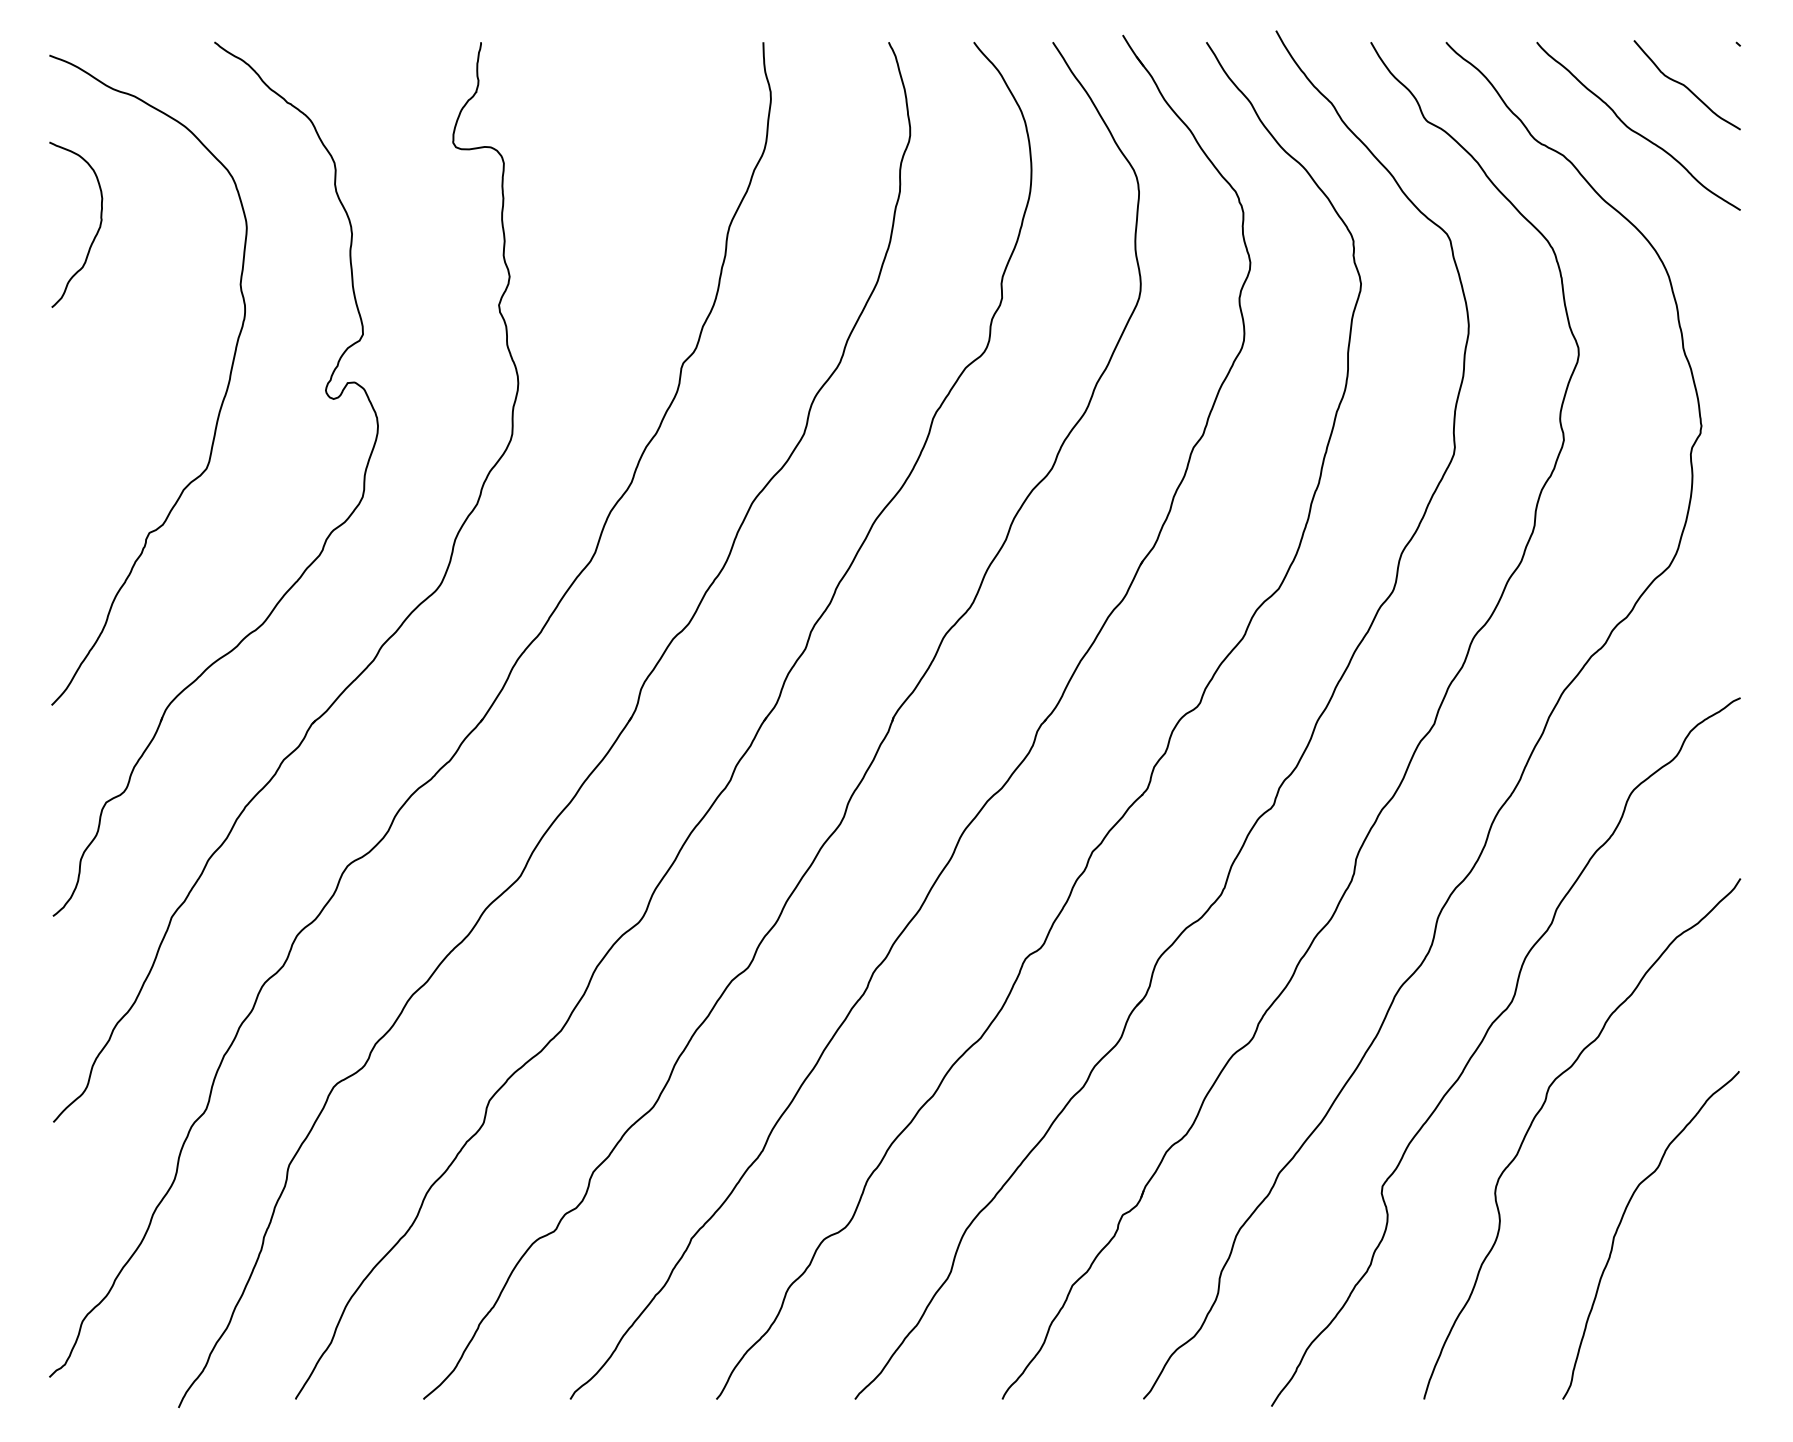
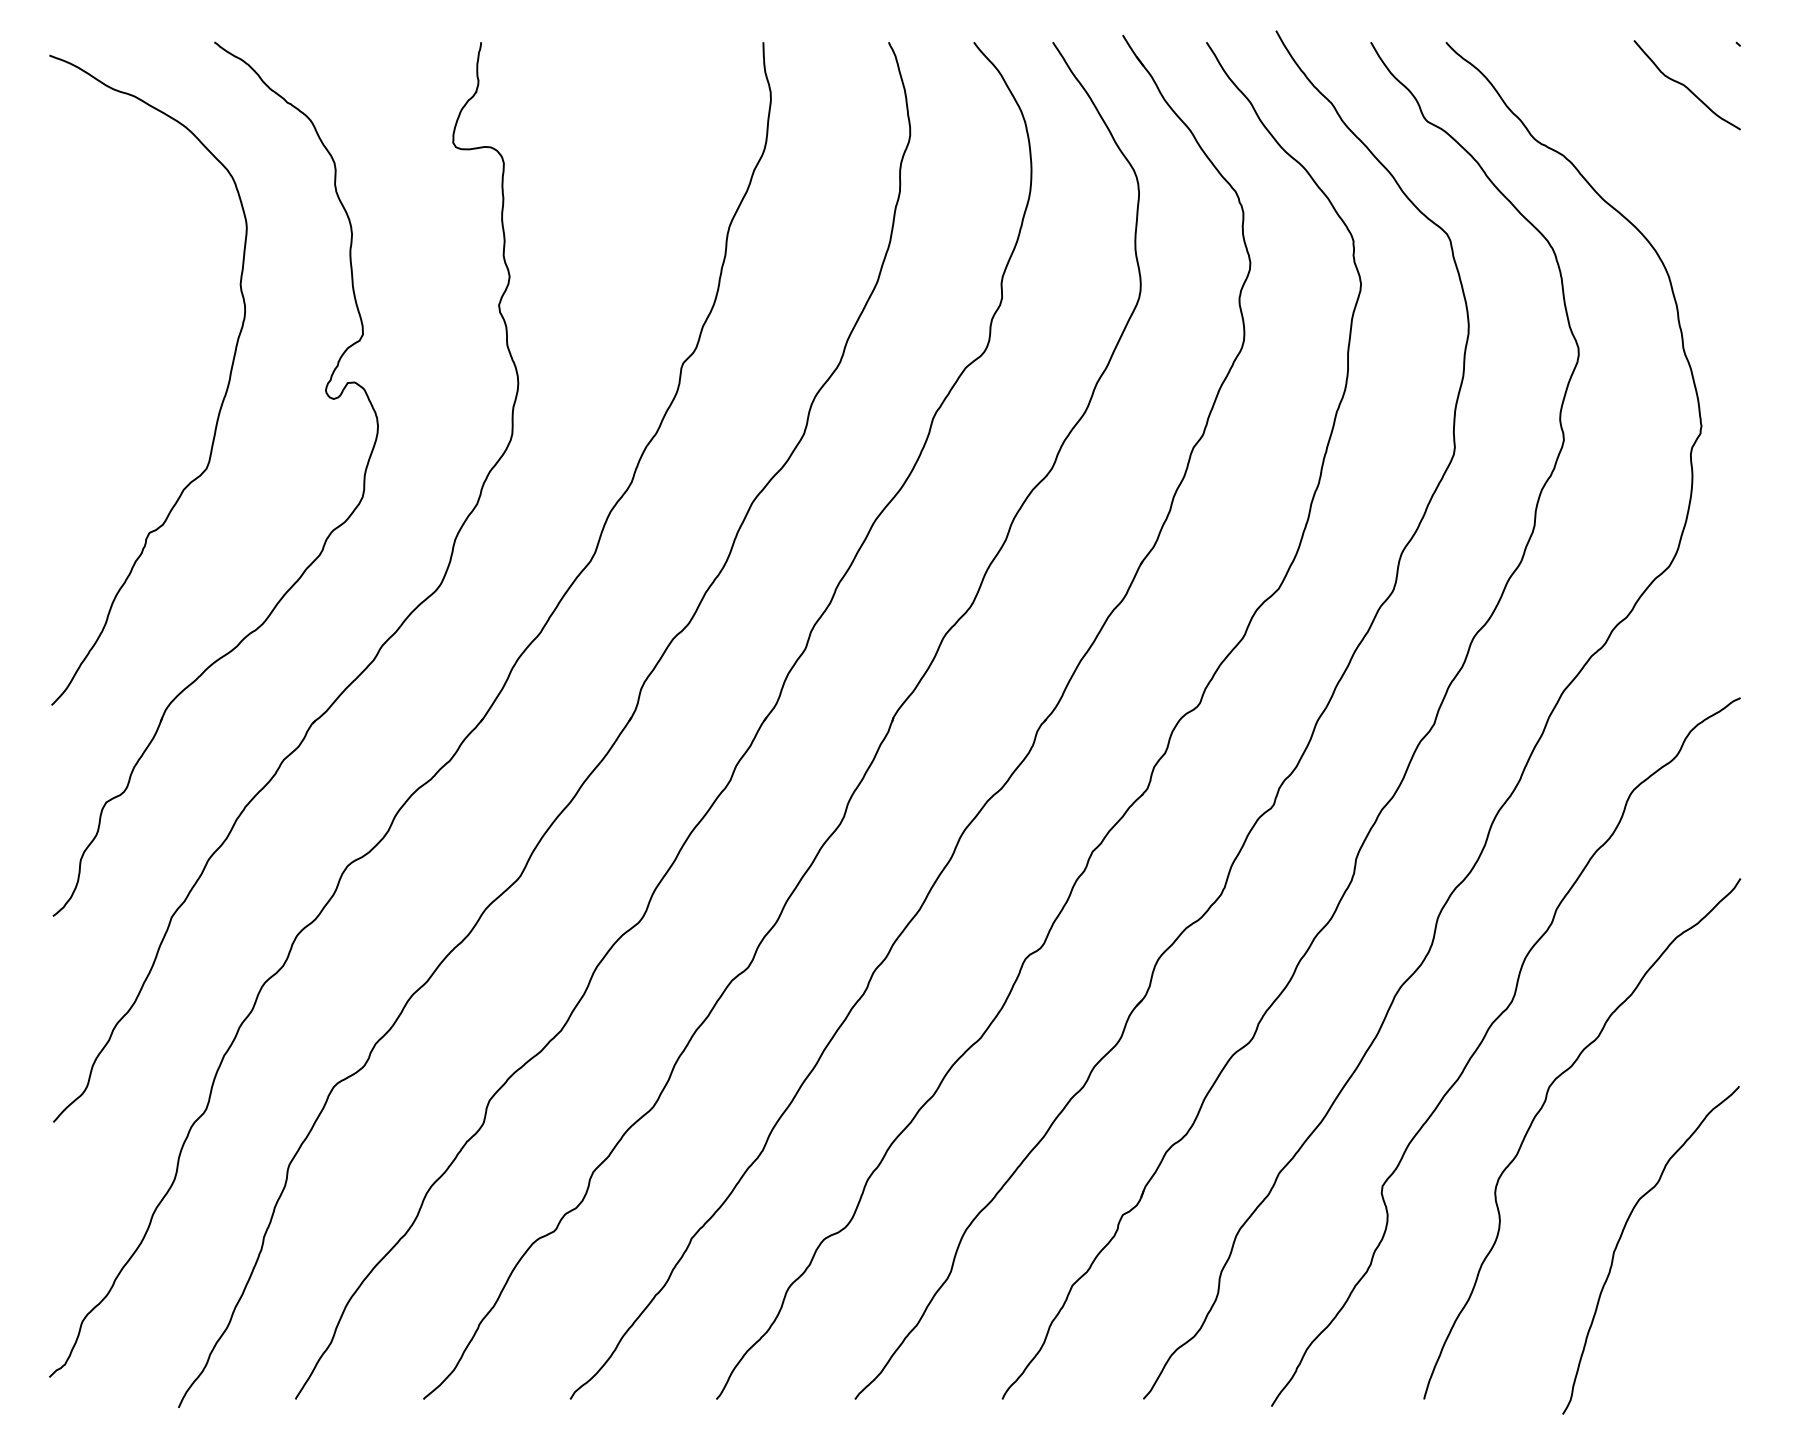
curve: present -> none (1636, 131)
curve: present -> none (95, 234)
curve position: (1622, 1220) -> (1622, 1235) (1622, 1235)
